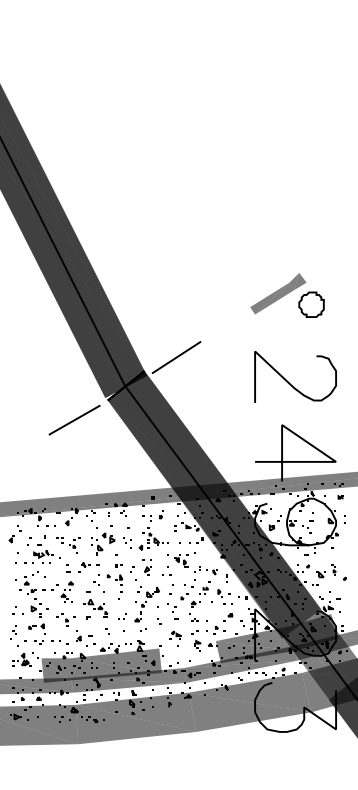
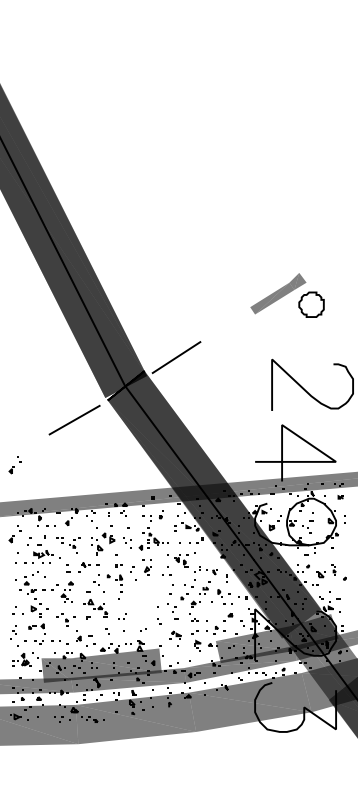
curve position: (289, 382) -> (306, 390) (306, 390)
part: none -> present (14, 465)
part: present -> none (146, 604)
